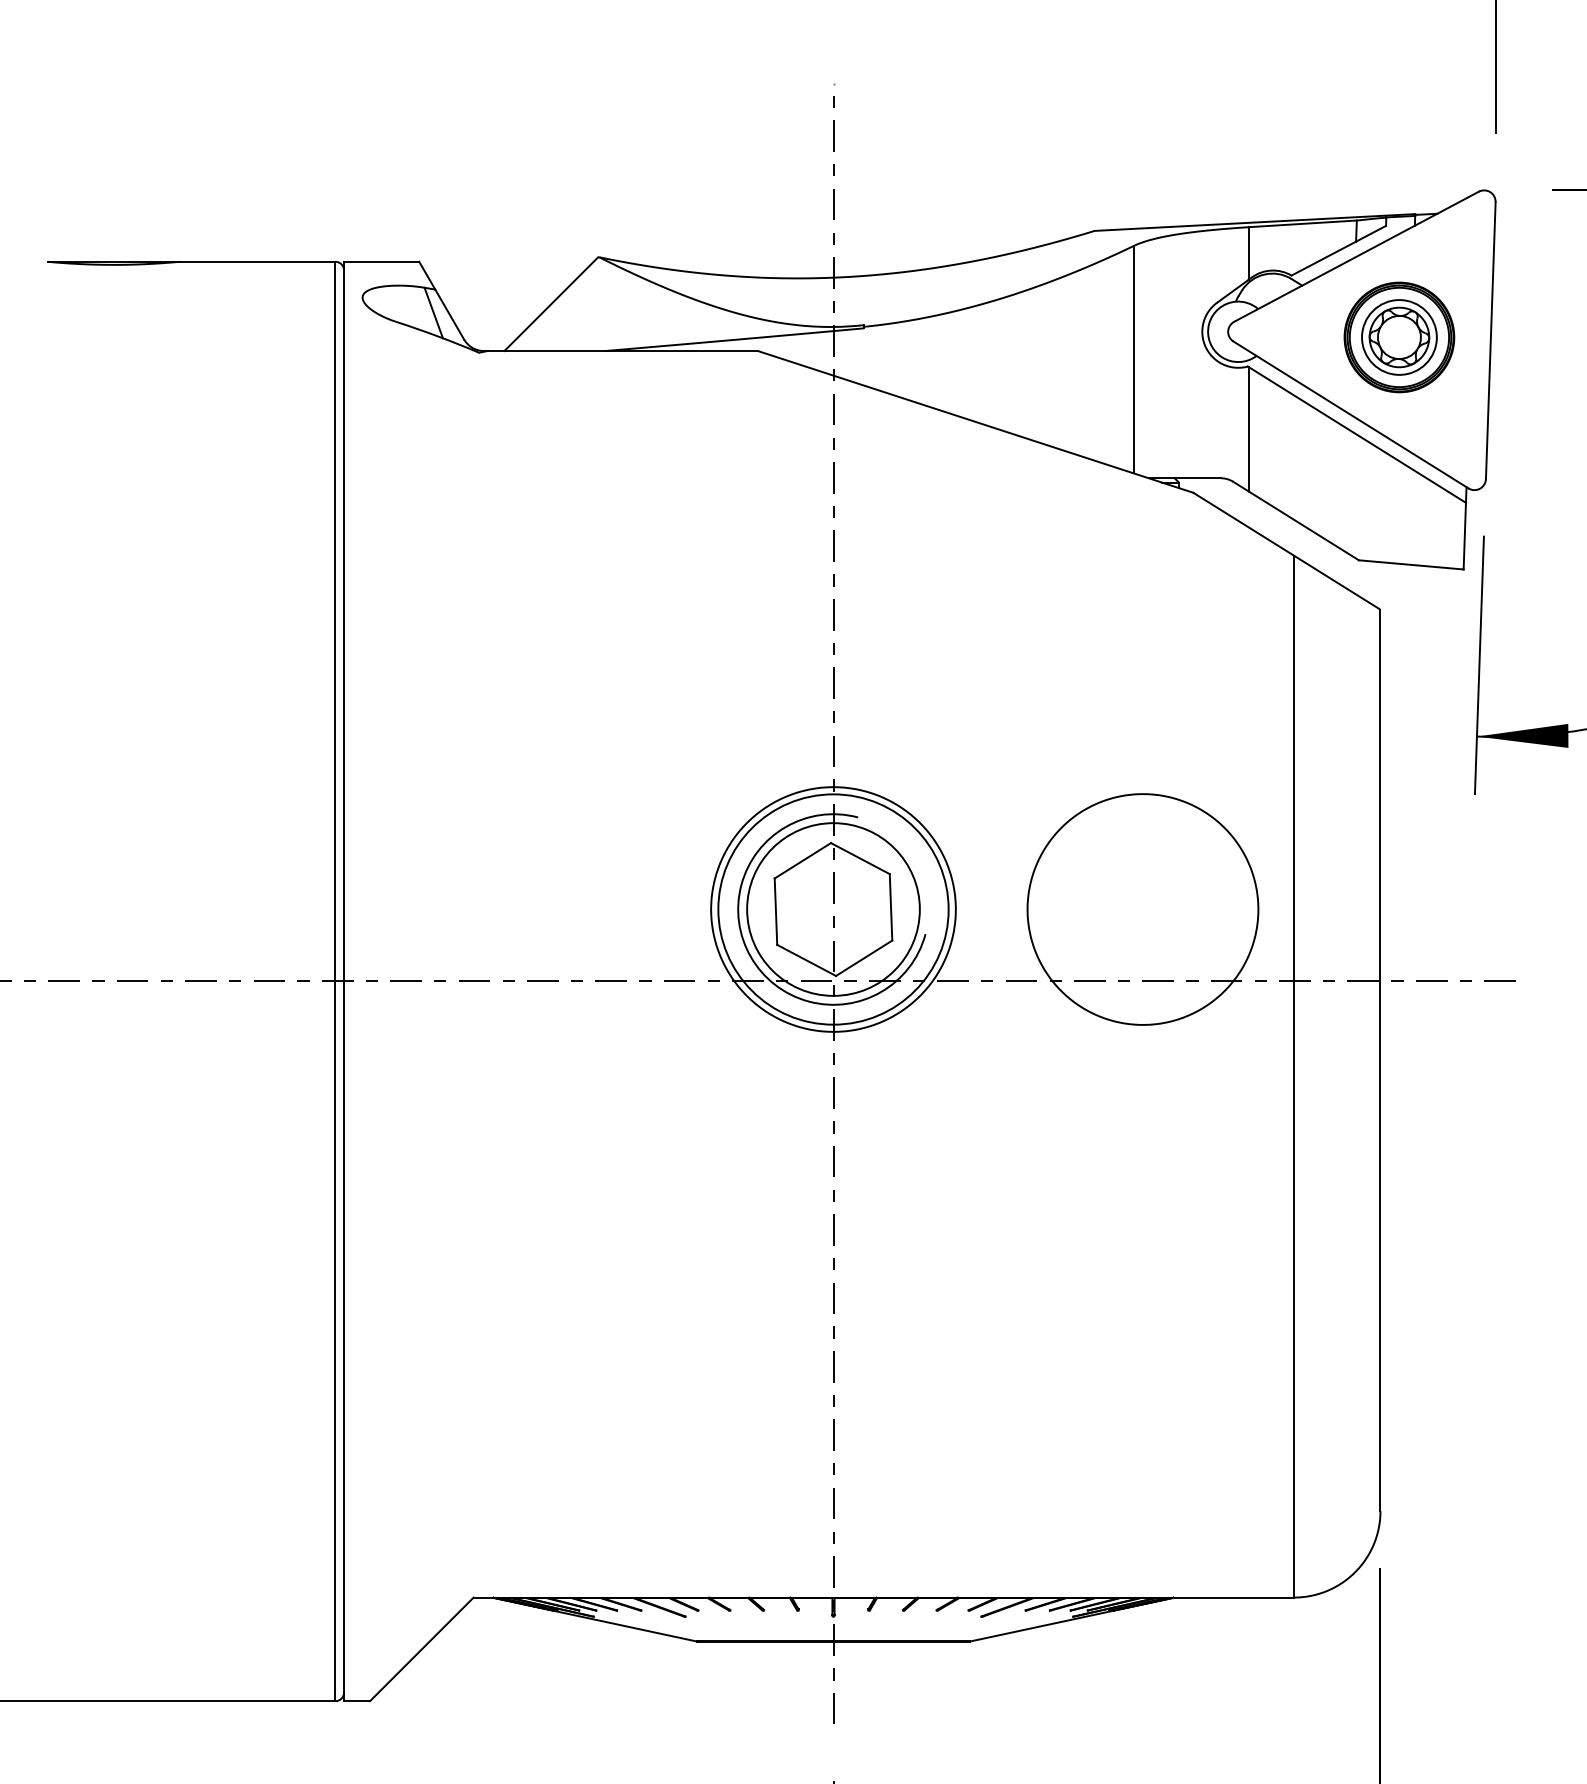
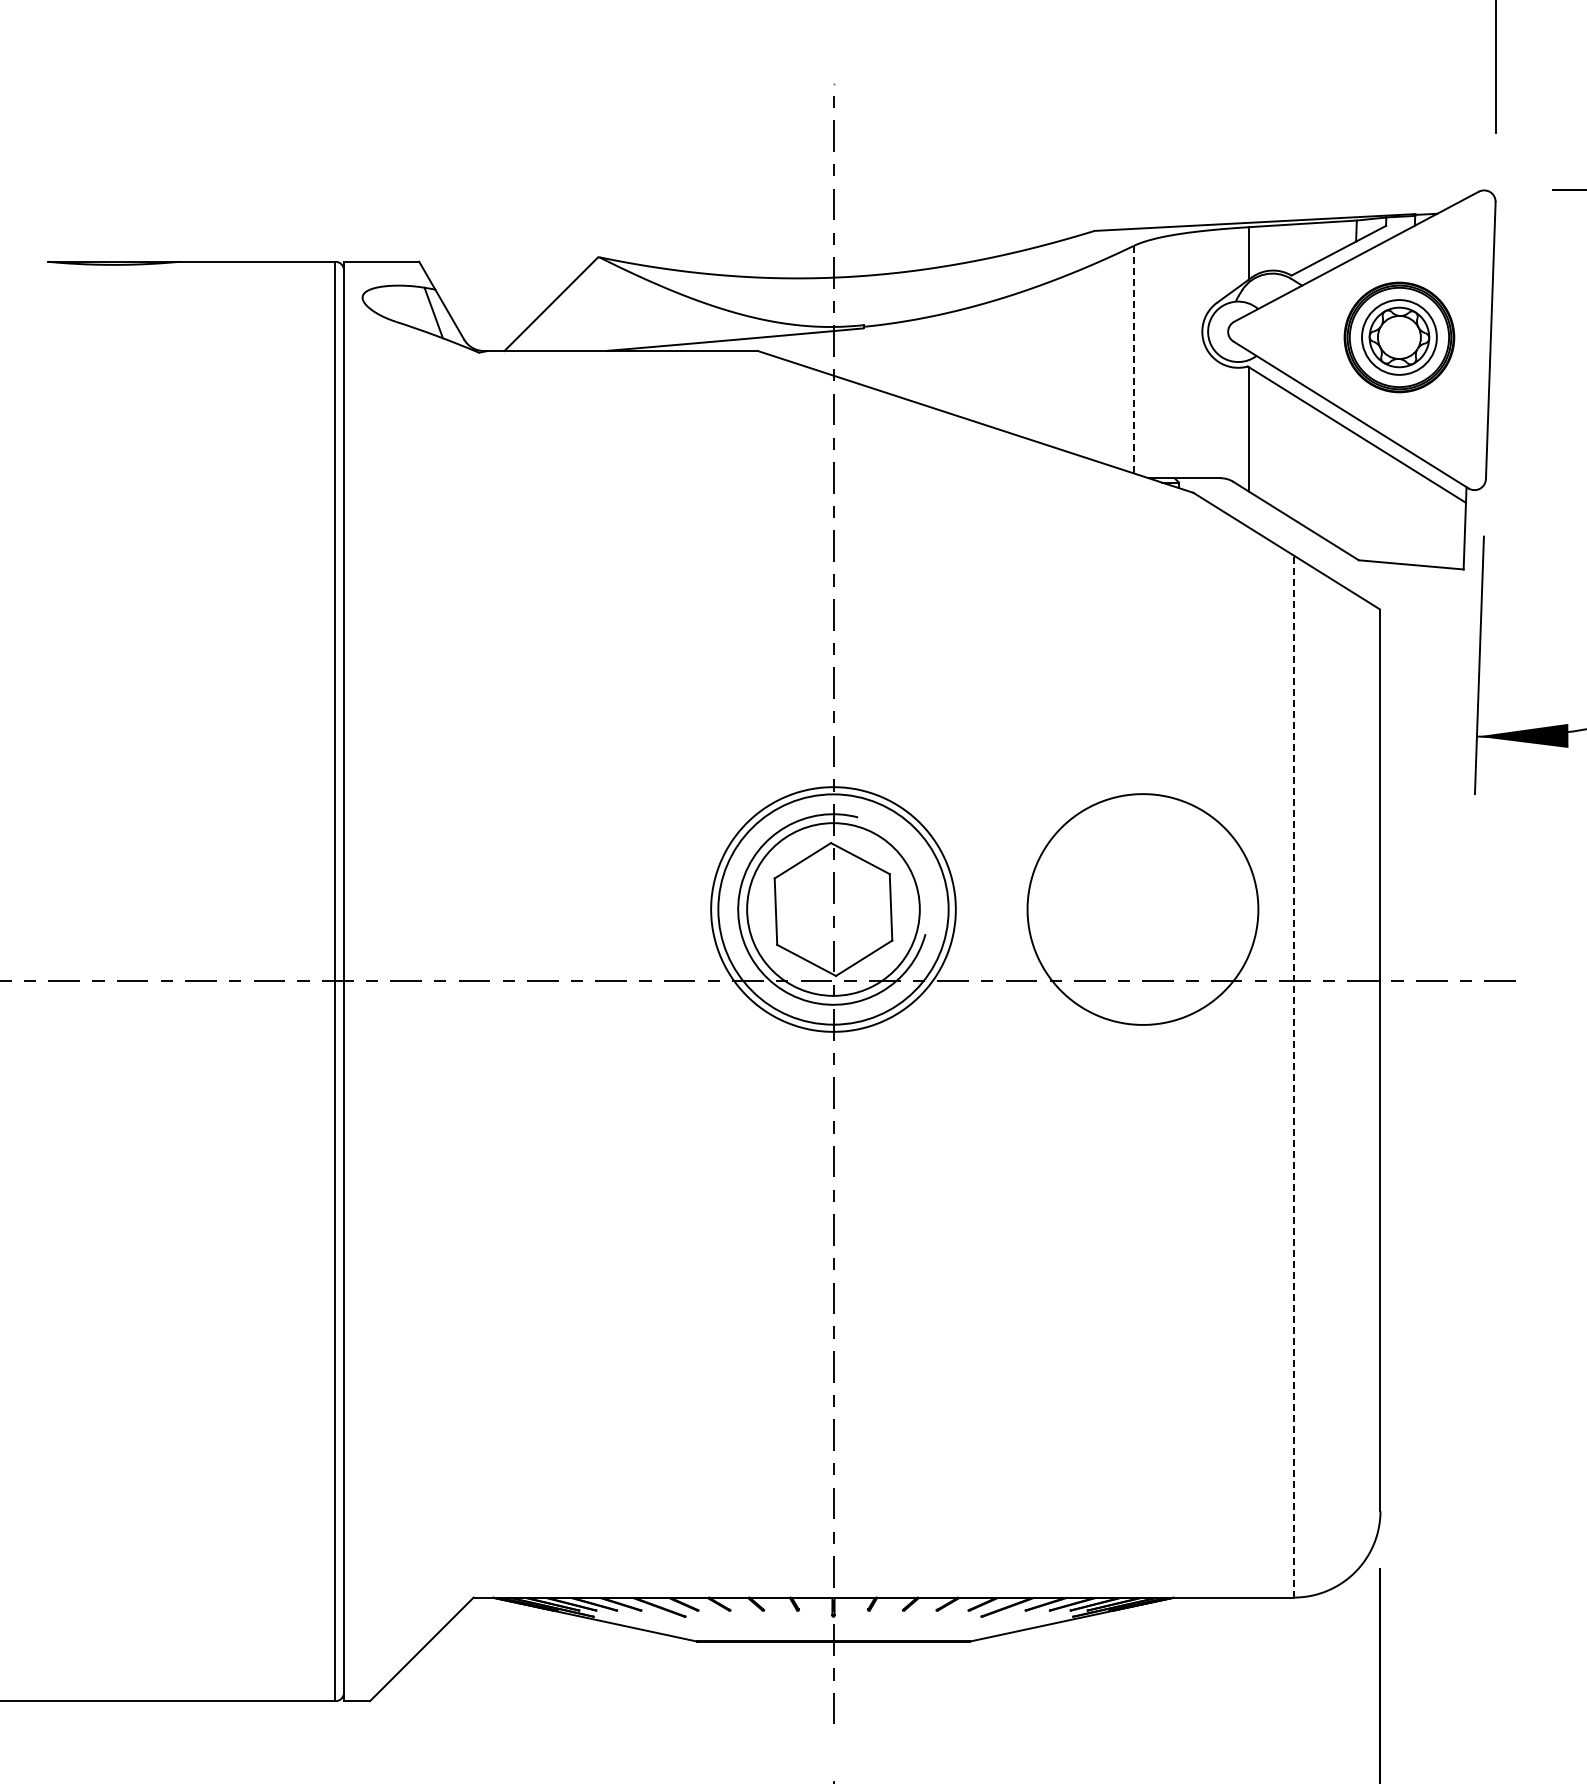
line: solid -> dashed (1133, 359)
line: solid -> dashed (1294, 1076)
